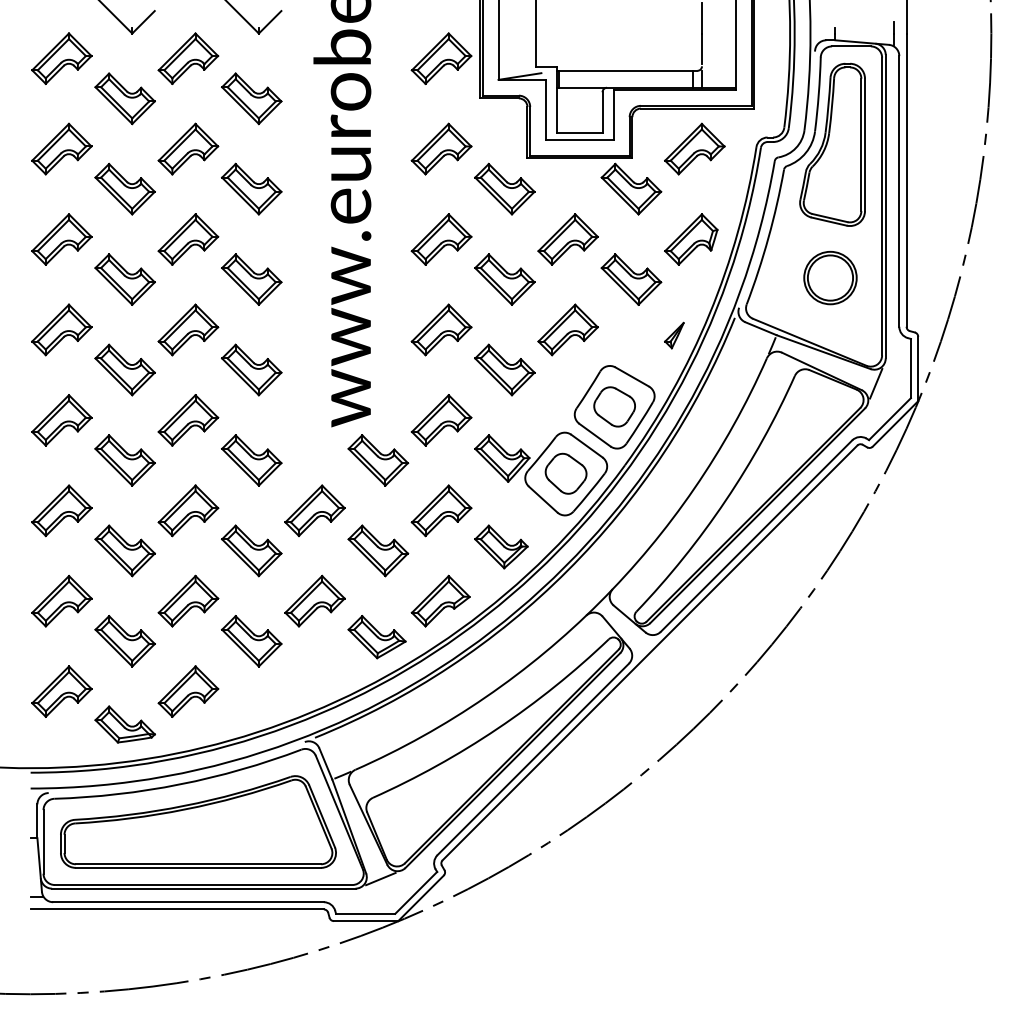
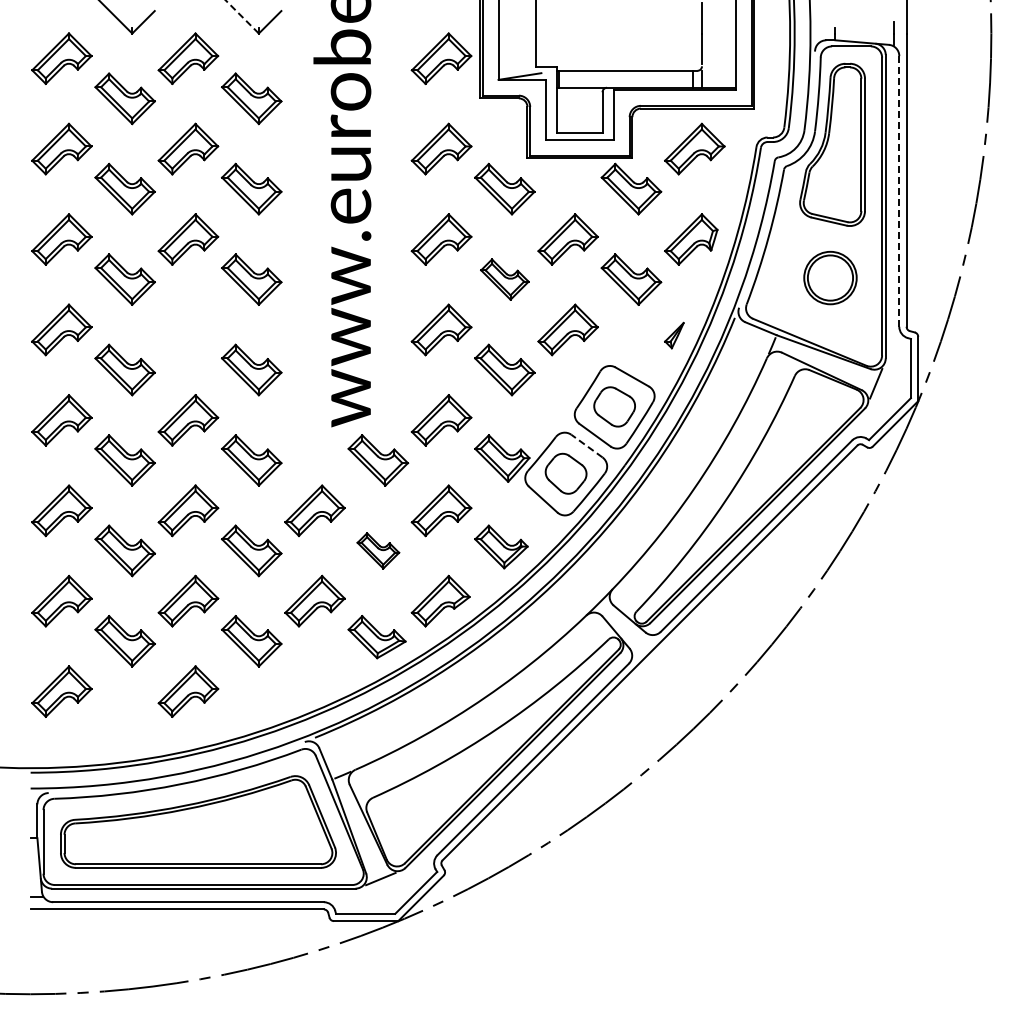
line: solid -> dashed (241, 16)
line: solid -> dashed (899, 191)
part size: 62x53 px -> 50x43 px (504, 279)
part: present -> none (188, 329)
line: solid -> dashed (586, 445)
part size: 63x54 px -> 45x38 px (378, 550)
part: present -> none (124, 724)
